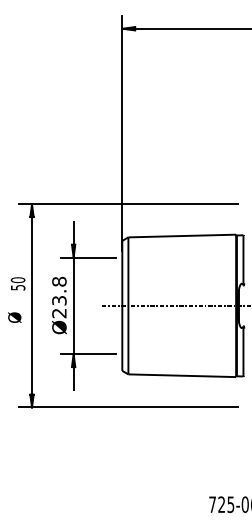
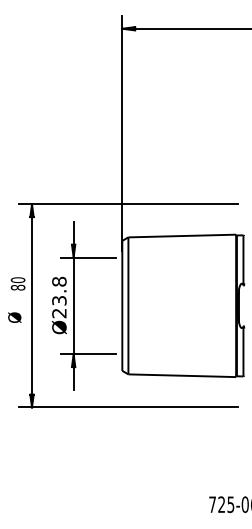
text: 50 -> 80 (17, 287)
line: present -> none (175, 305)
